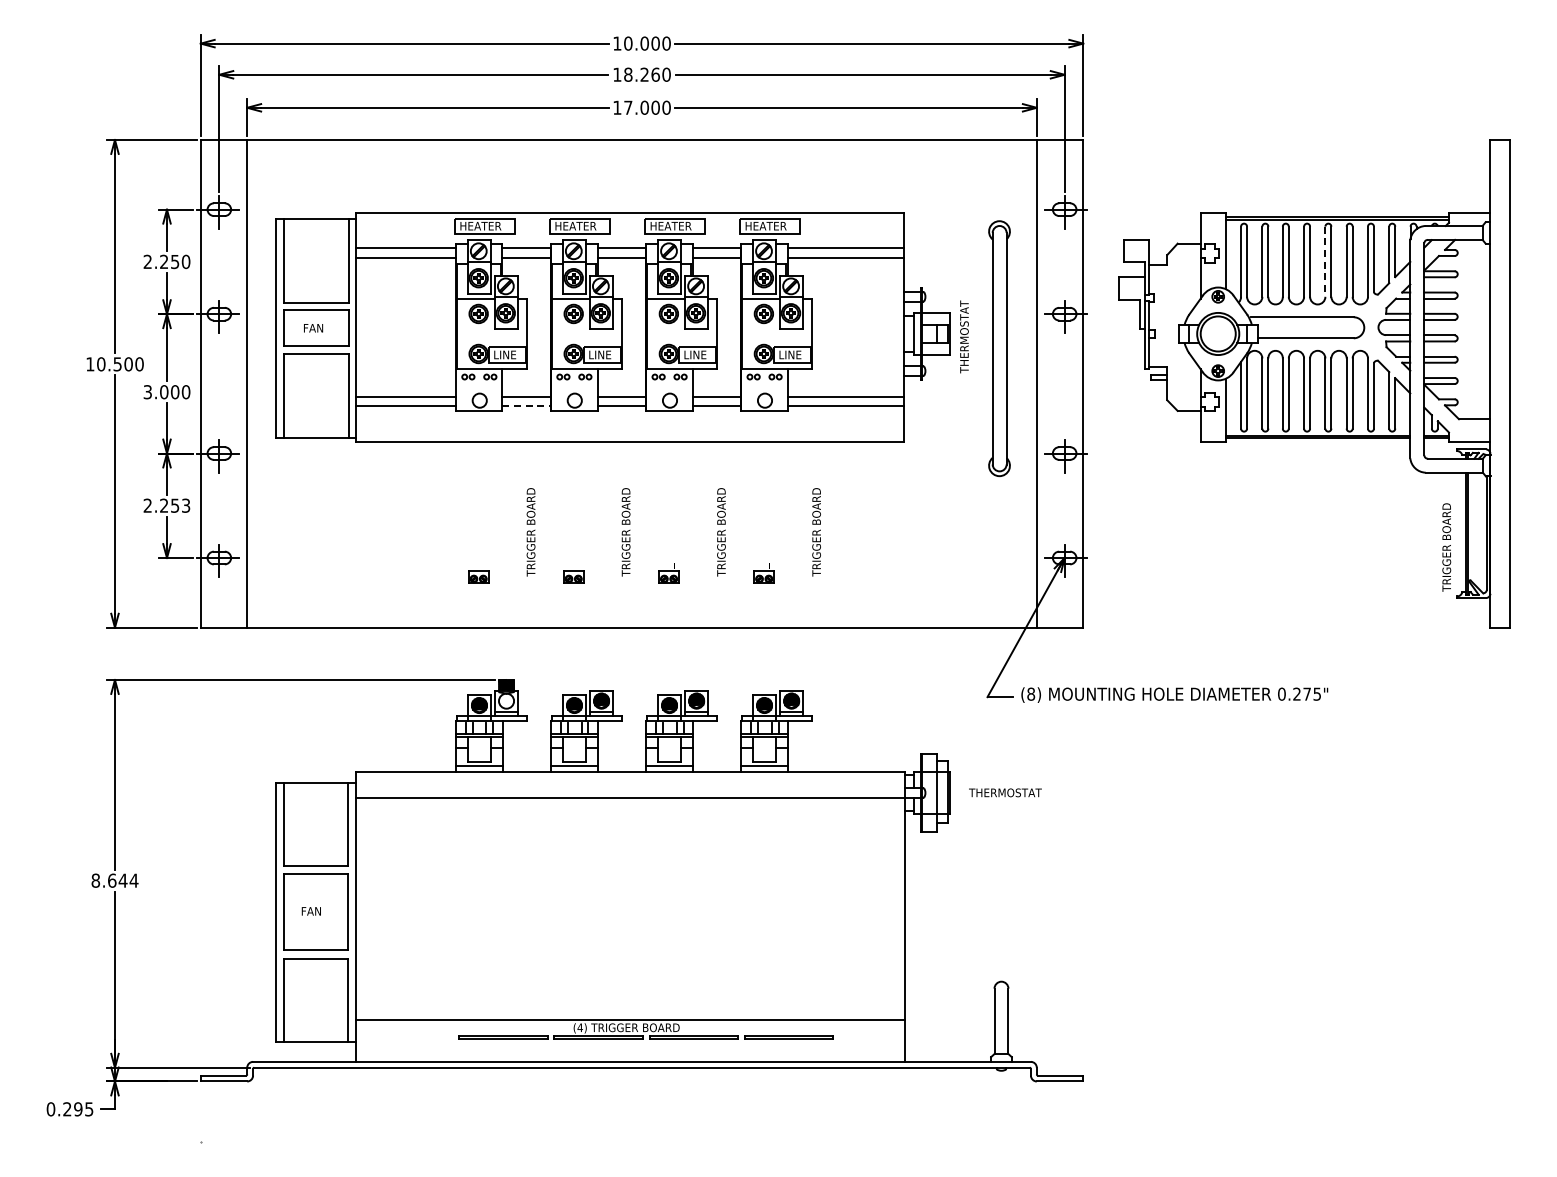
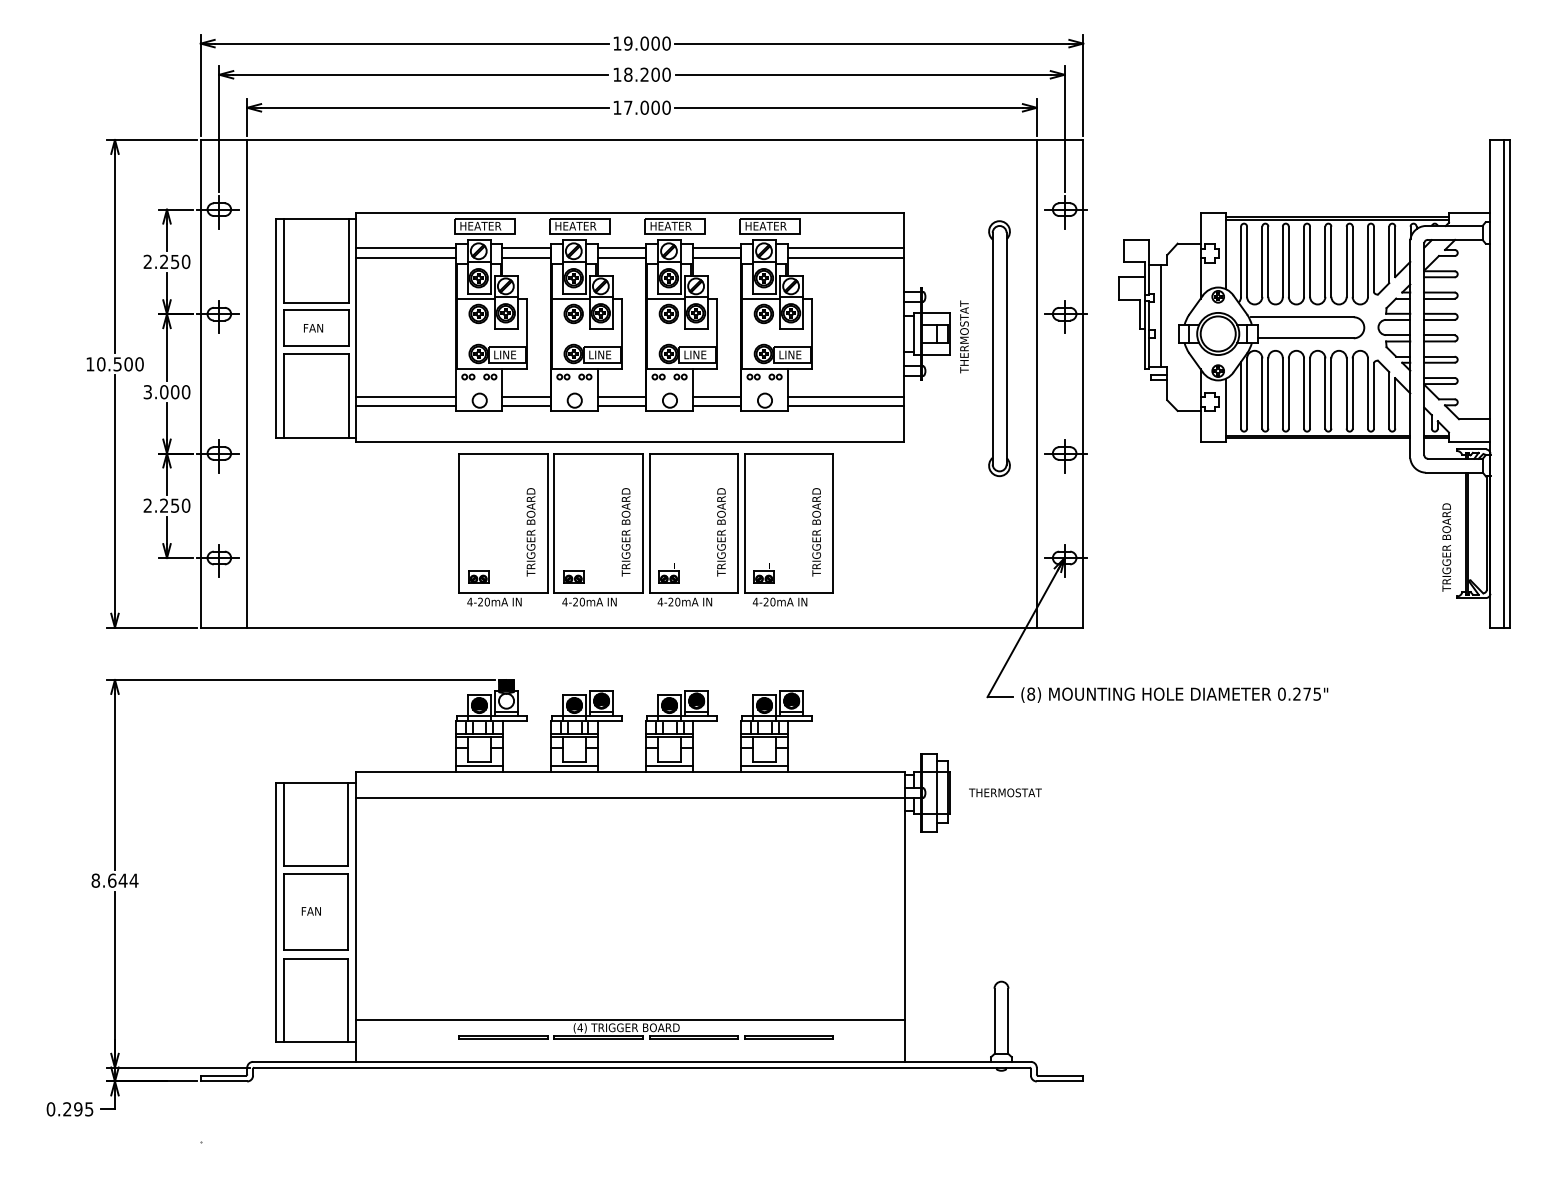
text: 10.000 -> 19.000 (628, 43)
text: 18.260 -> 18.200 (655, 74)
line: dashed -> solid (1325, 262)
line: none -> present (1161, 315)
line: none -> present (1504, 383)
line: dashed -> solid (527, 406)
text: 2.253 -> 2.250 (185, 505)
part: none -> present (645, 529)
